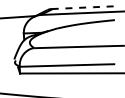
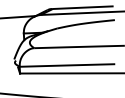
line: dashed -> solid (82, 7)
